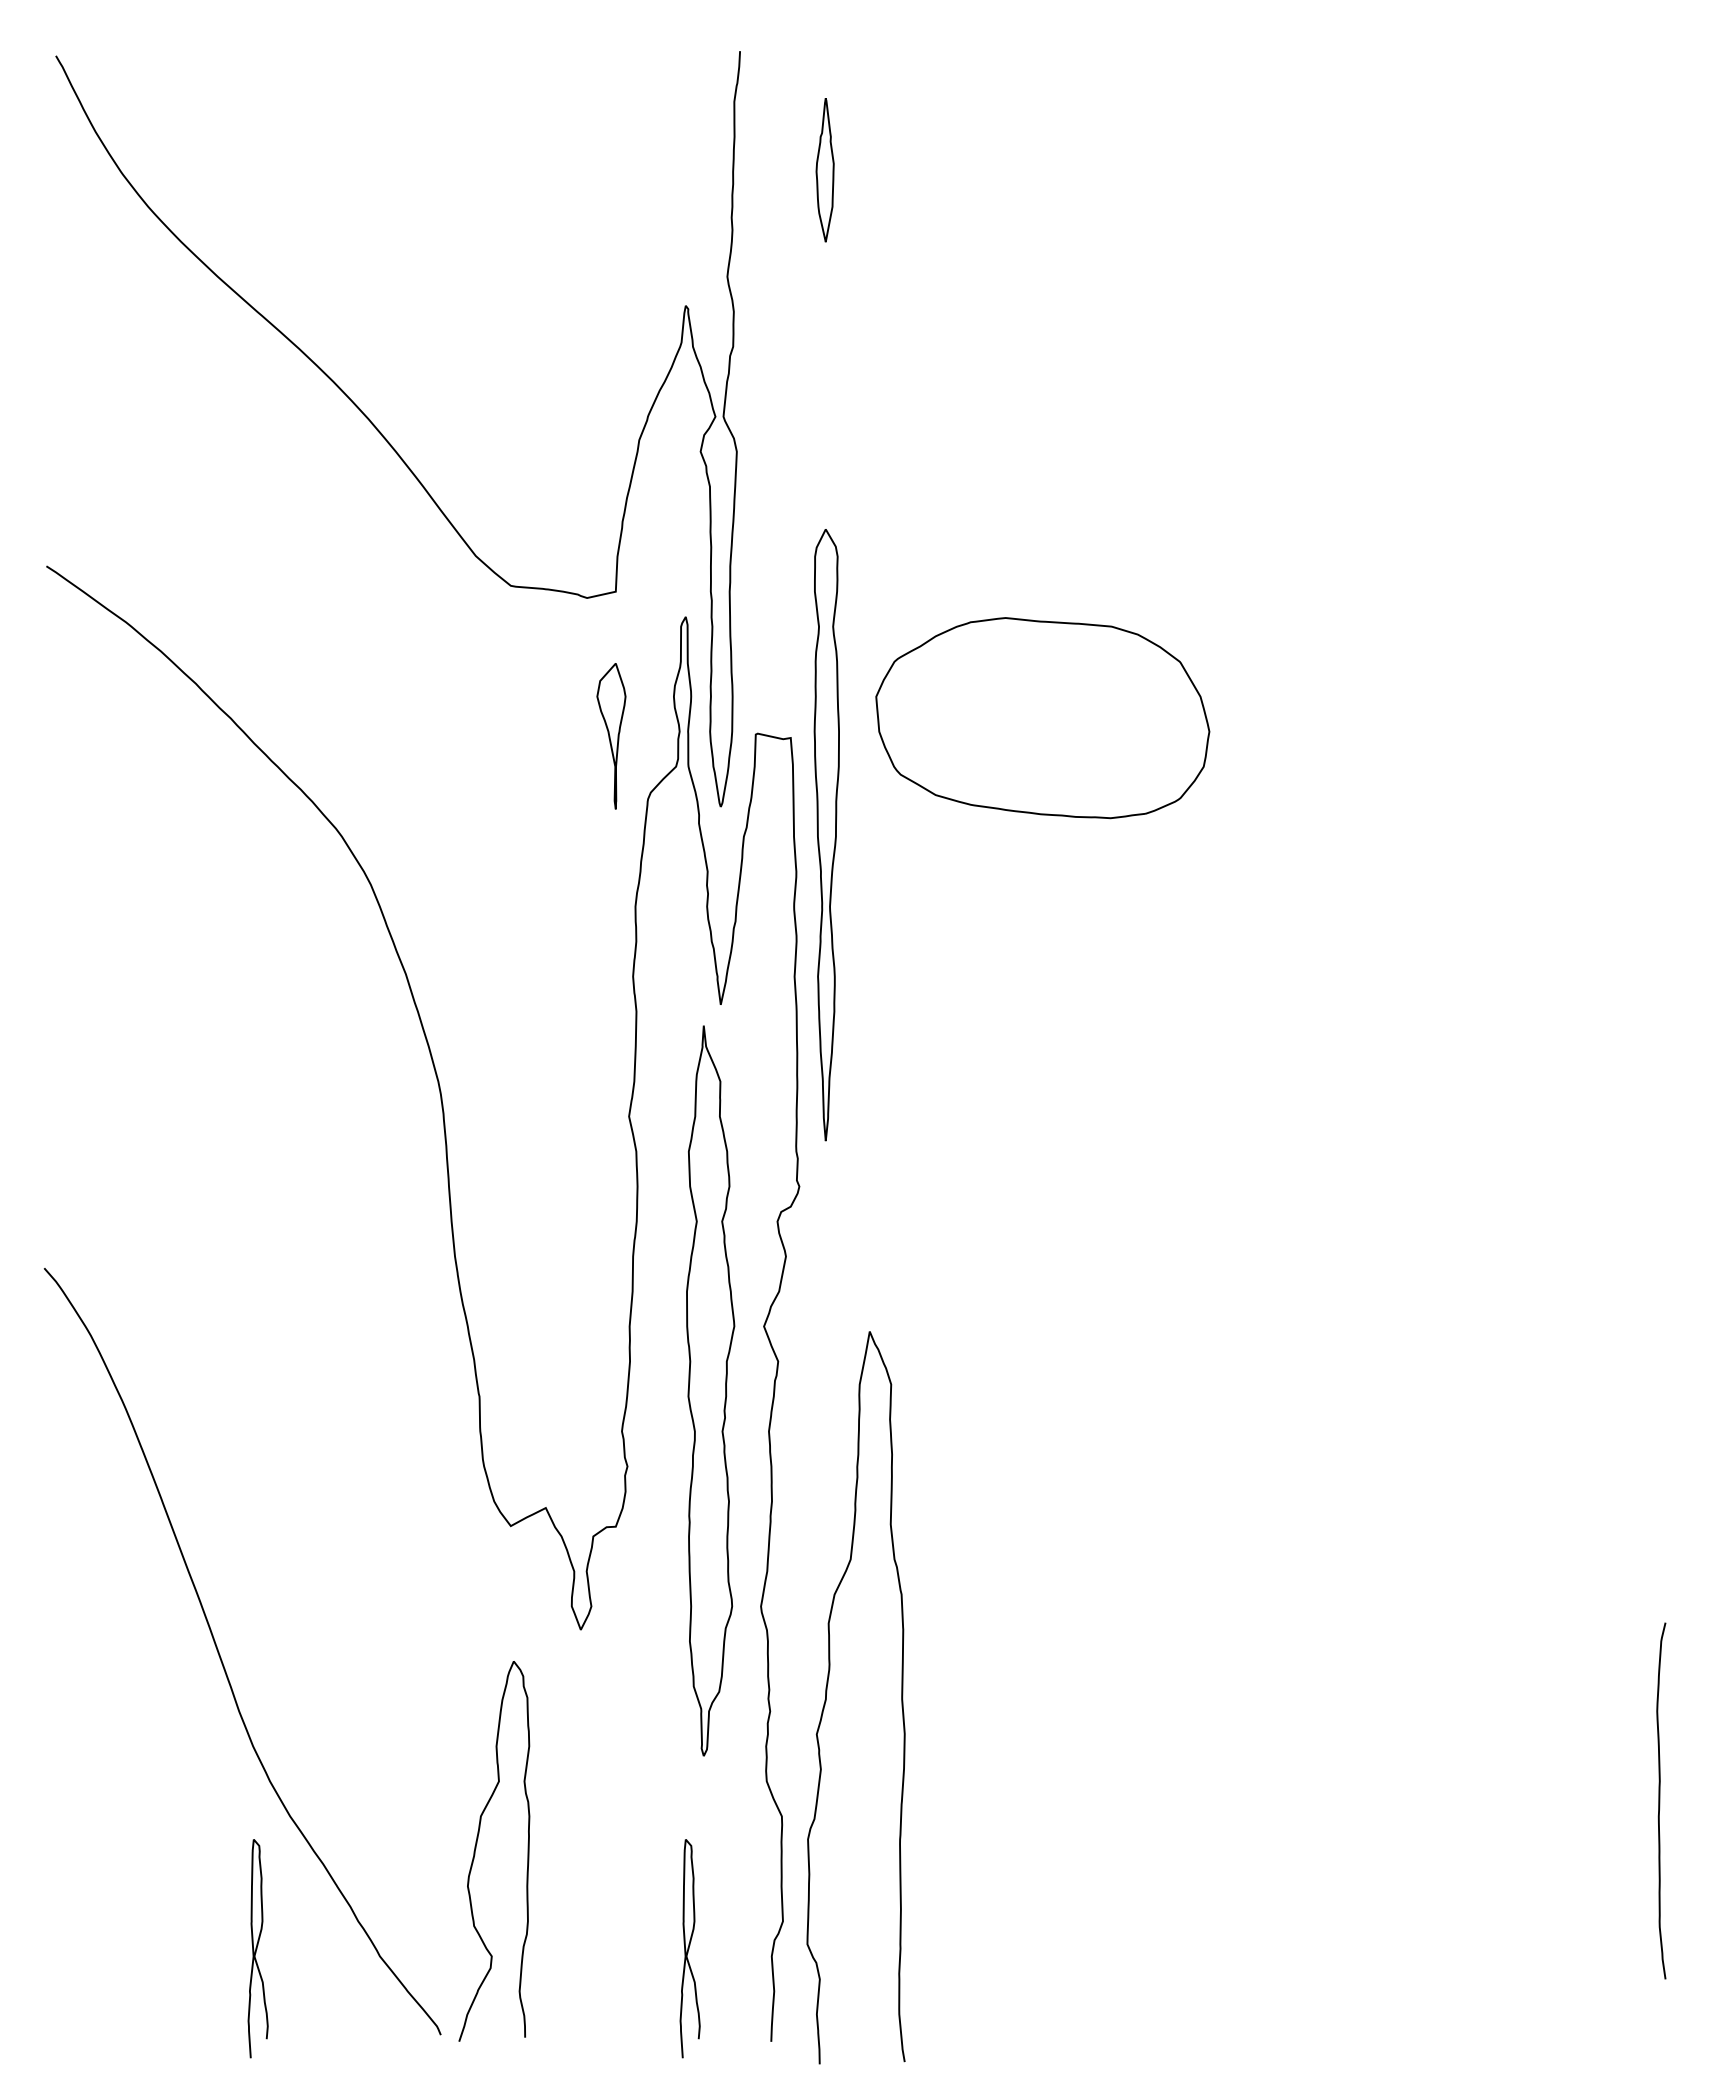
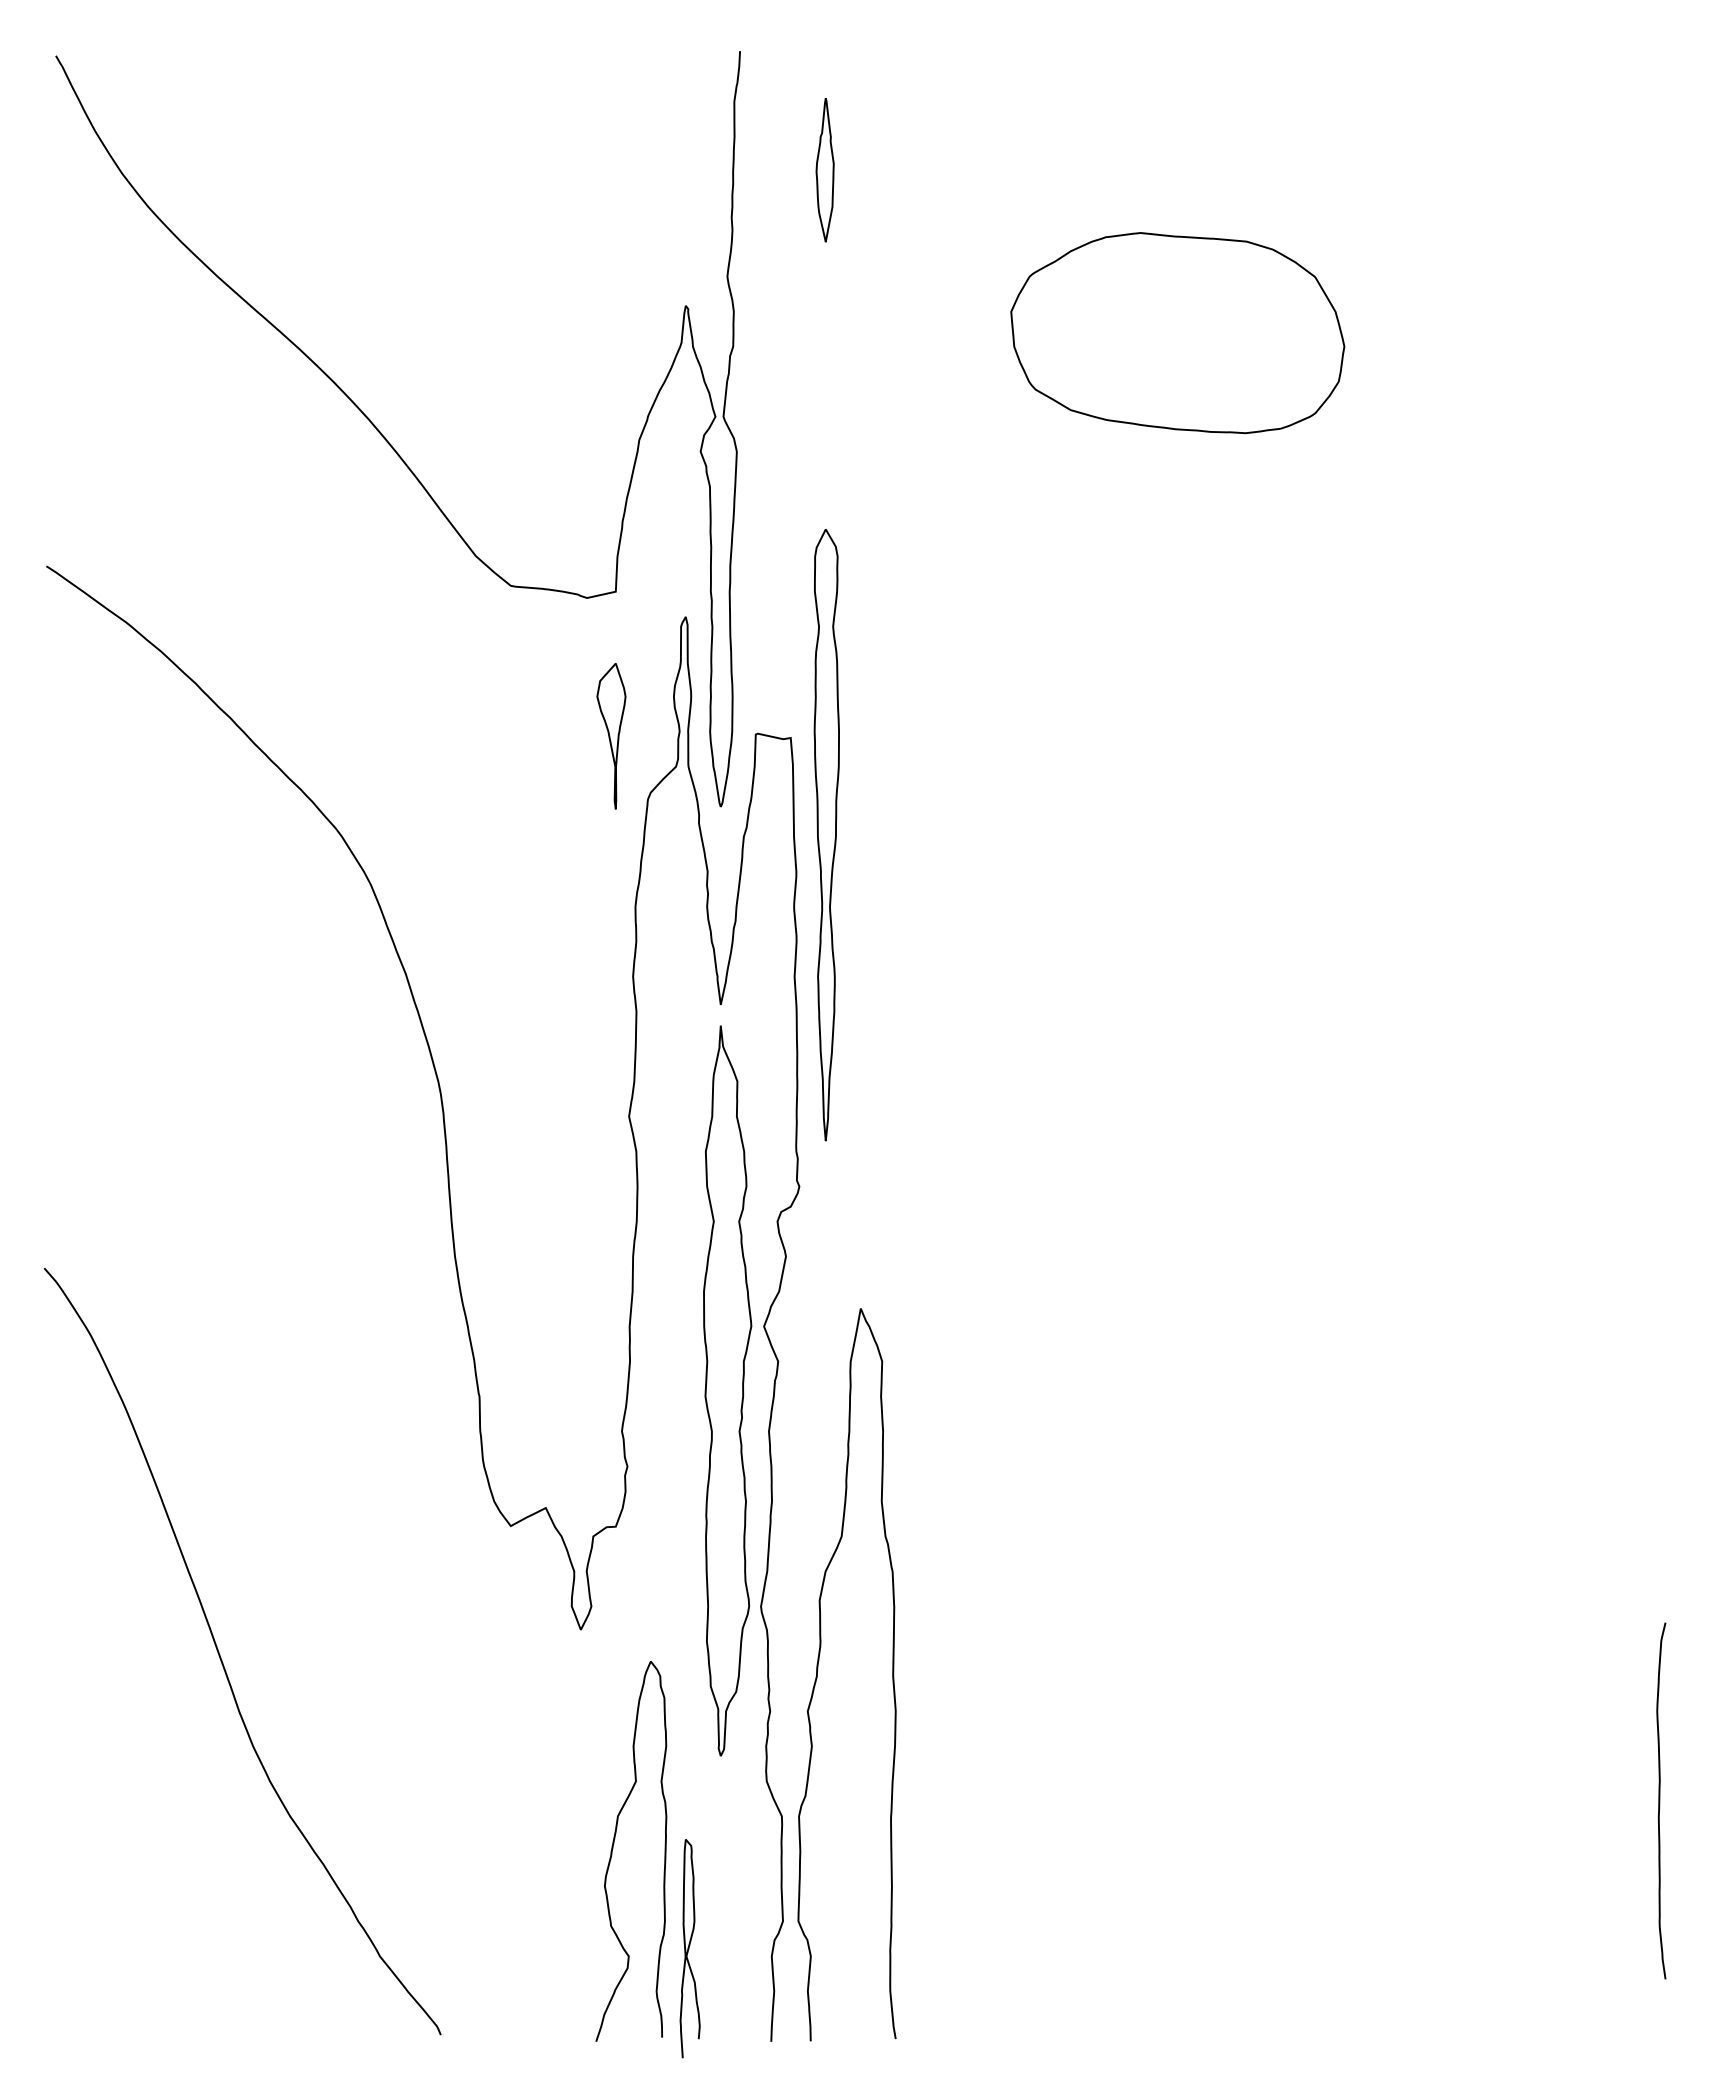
part position: (1042, 718) -> (1177, 333) (1177, 333)
part position: (710, 1390) -> (727, 1390) (727, 1390)
curve position: (827, 1692) -> (818, 1669) (818, 1669)
curve position: (476, 1848) -> (613, 1848) (613, 1848)
curve: present -> none (257, 1948)
